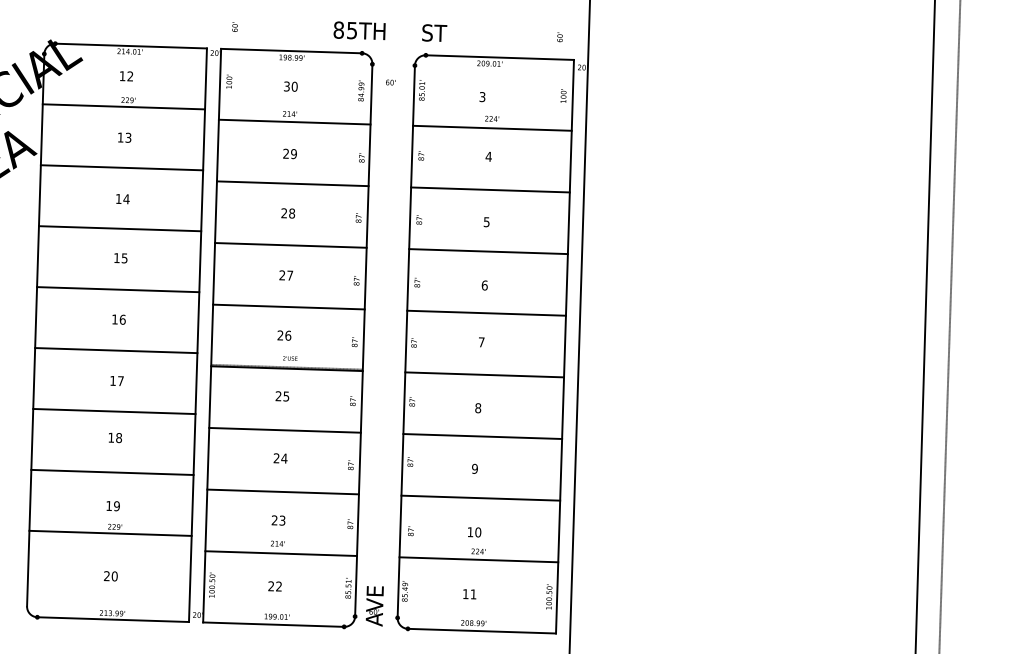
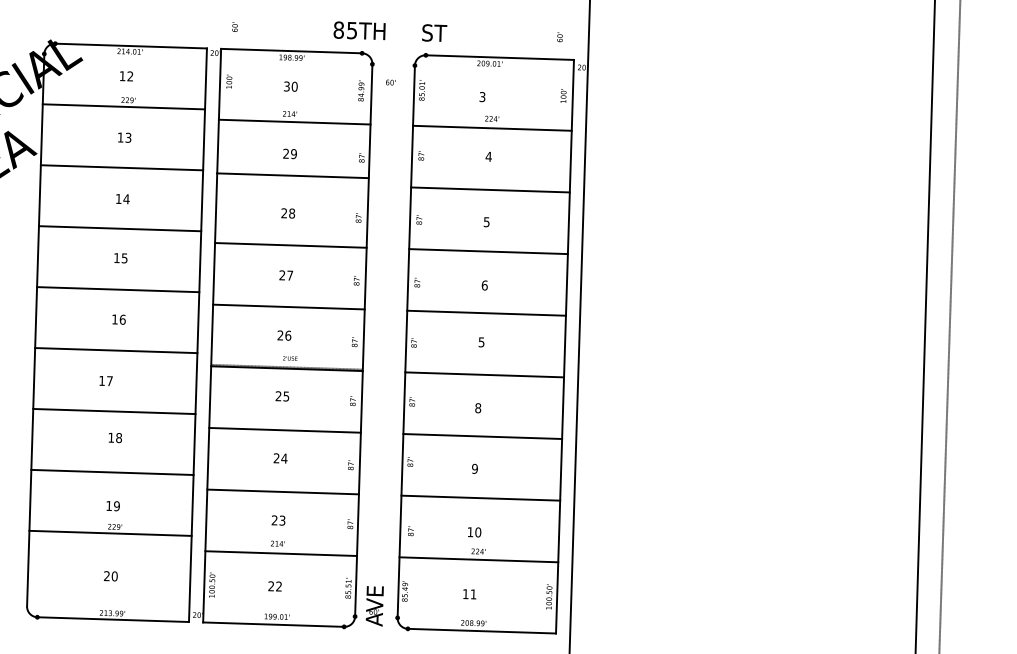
line position: (292, 183) -> (292, 175) (292, 175)
text: 7 -> 5 (481, 342)
text position: (116, 380) -> (105, 380) (105, 380)
